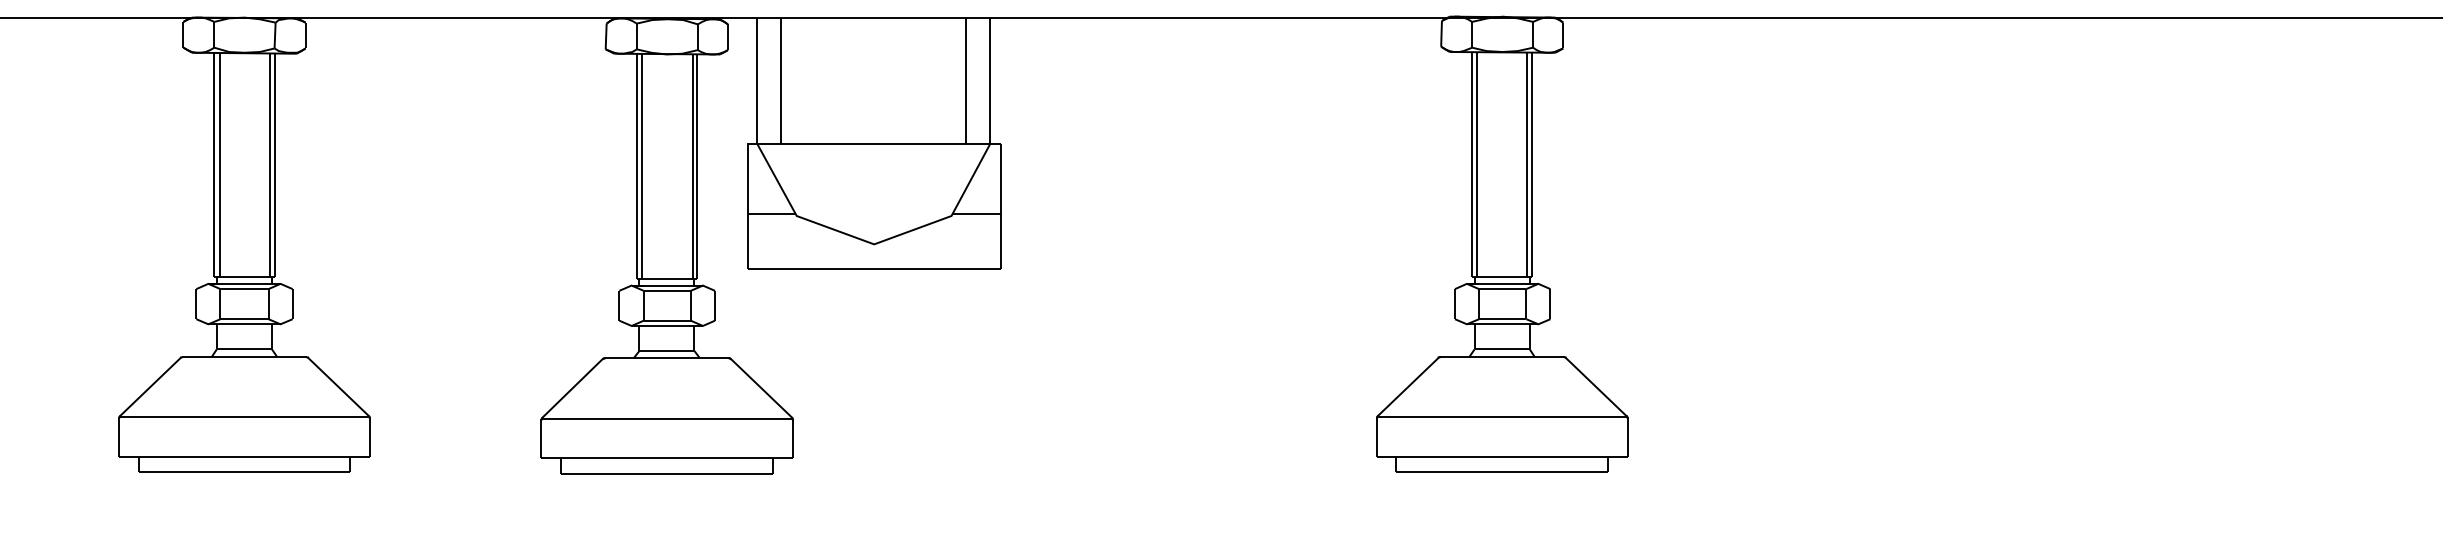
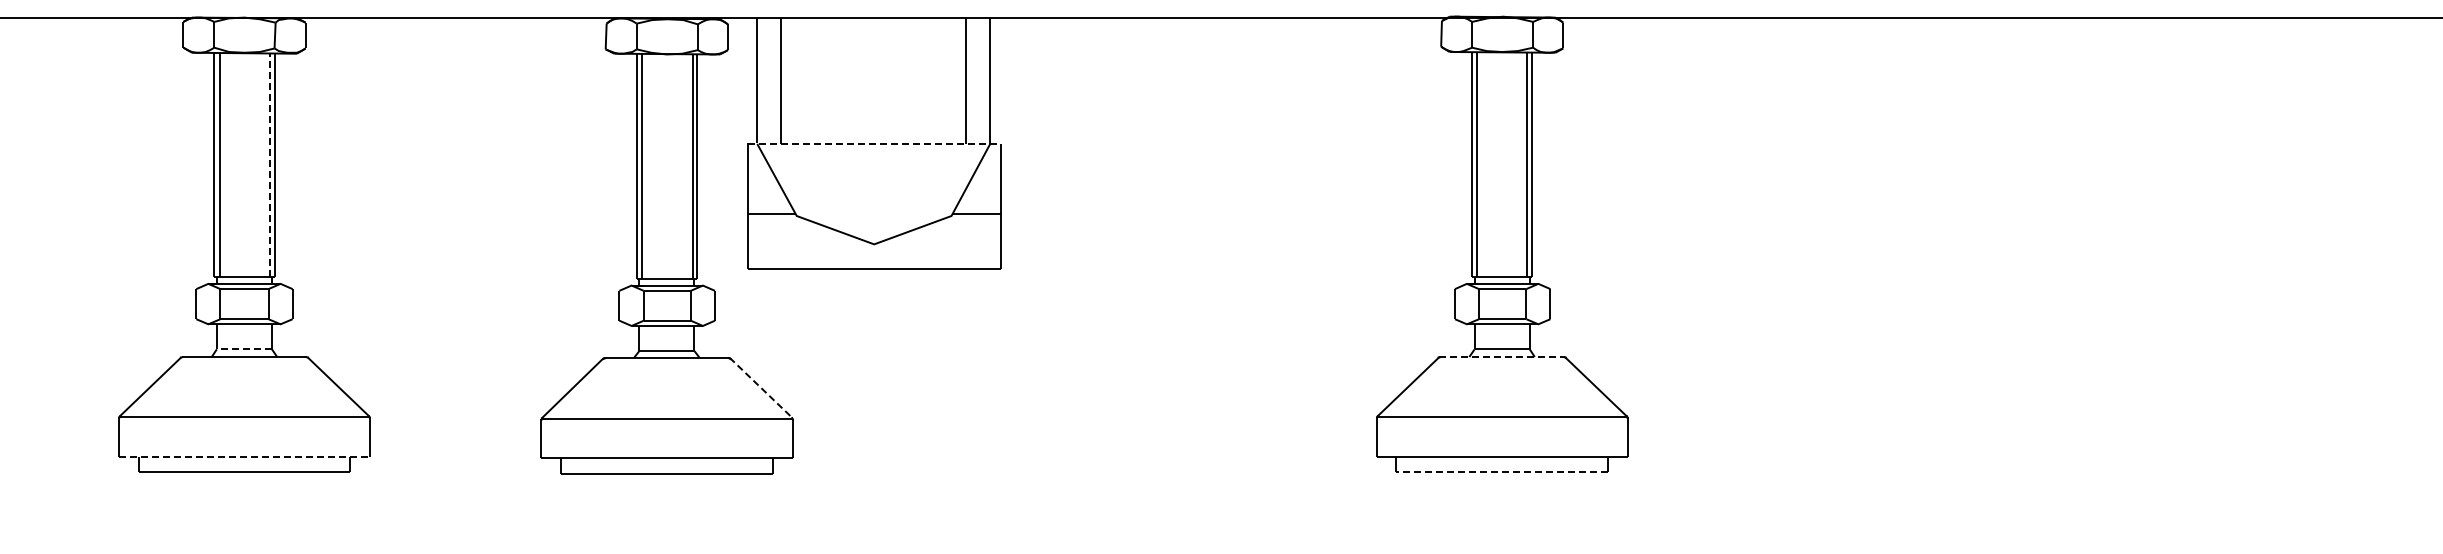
line: solid -> dashed (874, 143)
line: solid -> dashed (269, 164)
line: solid -> dashed (244, 349)
line: solid -> dashed (1502, 357)
line: solid -> dashed (761, 388)
line: solid -> dashed (244, 457)
line: solid -> dashed (1502, 472)
